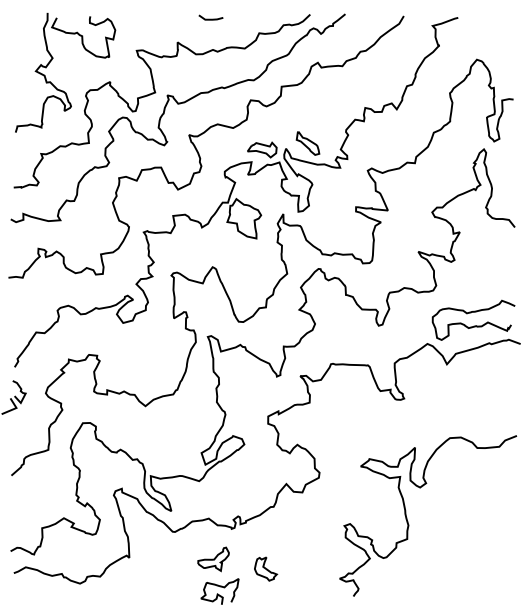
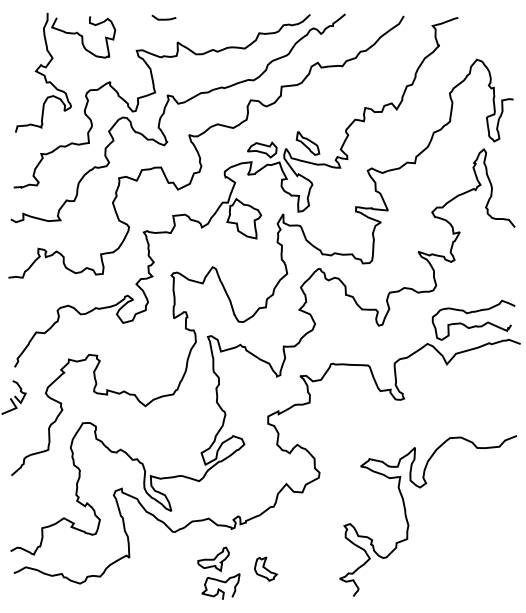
line position: (210, 18) -> (163, 18) (163, 18)
curve position: (218, 593) -> (219, 588) (219, 588)
